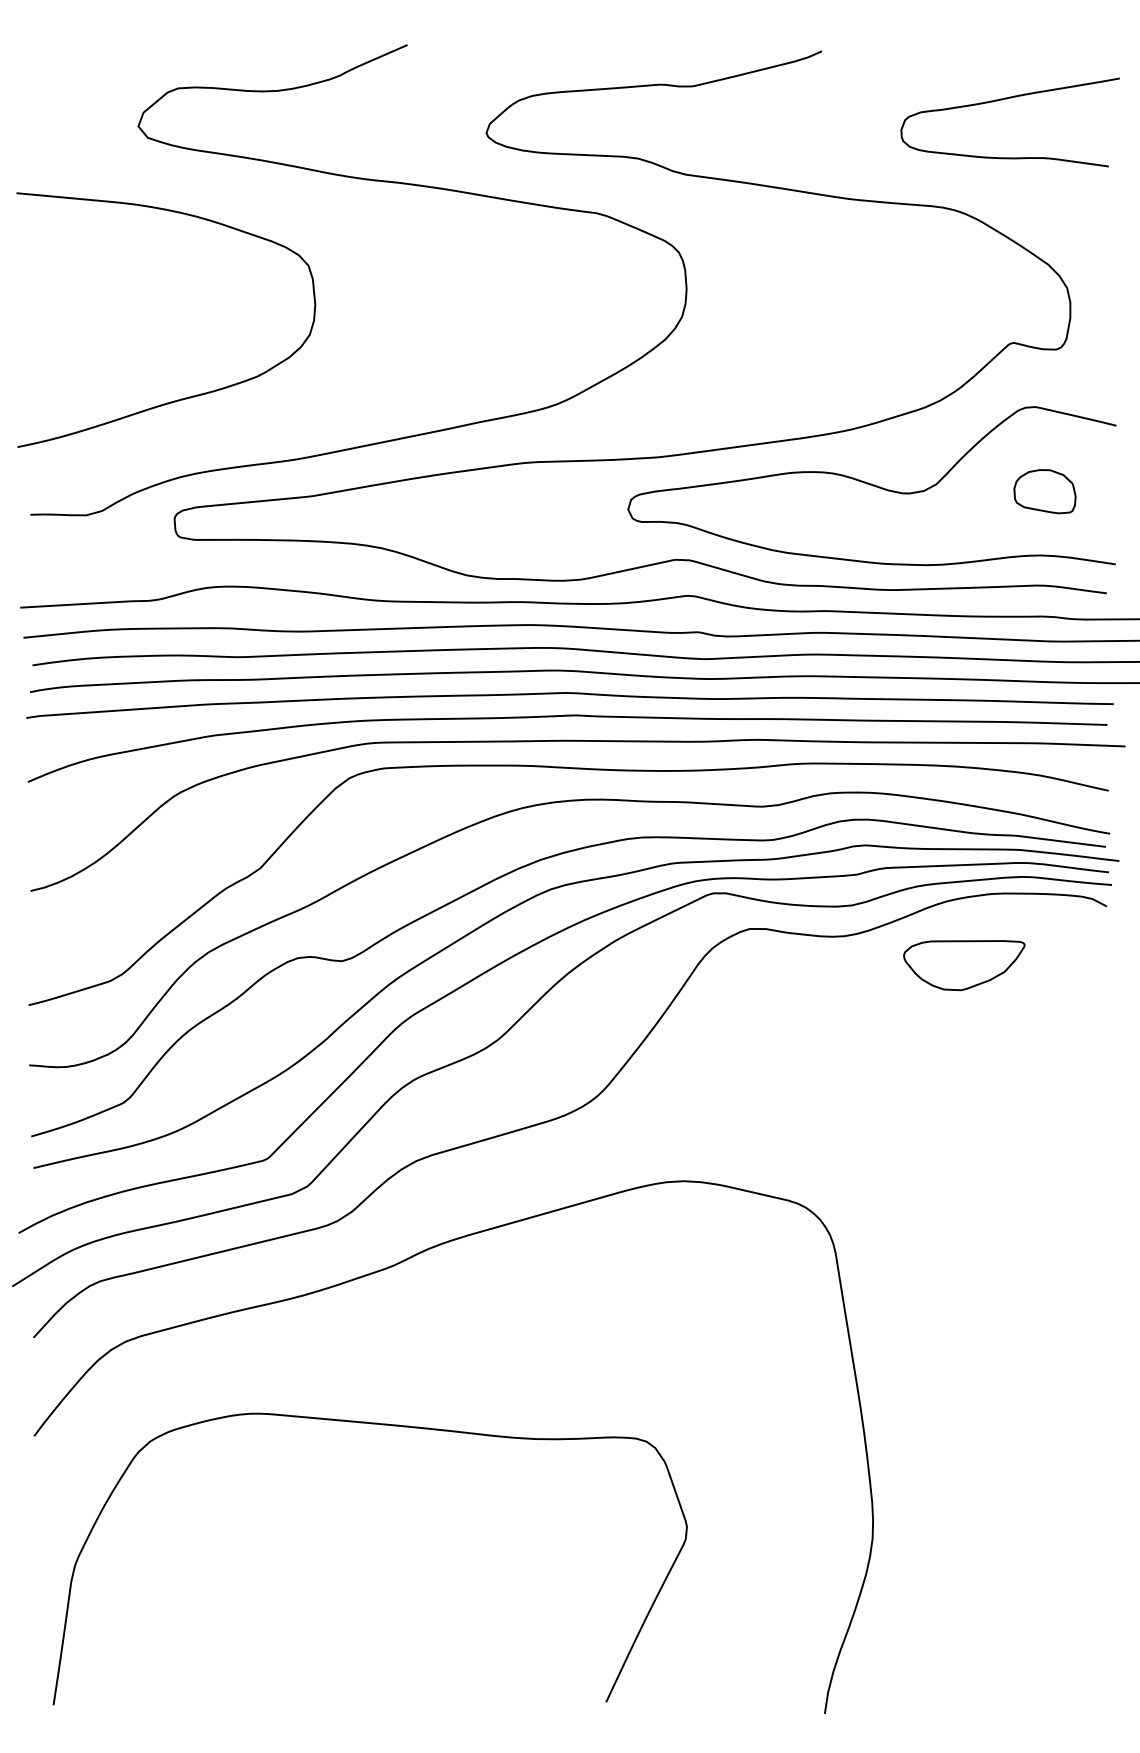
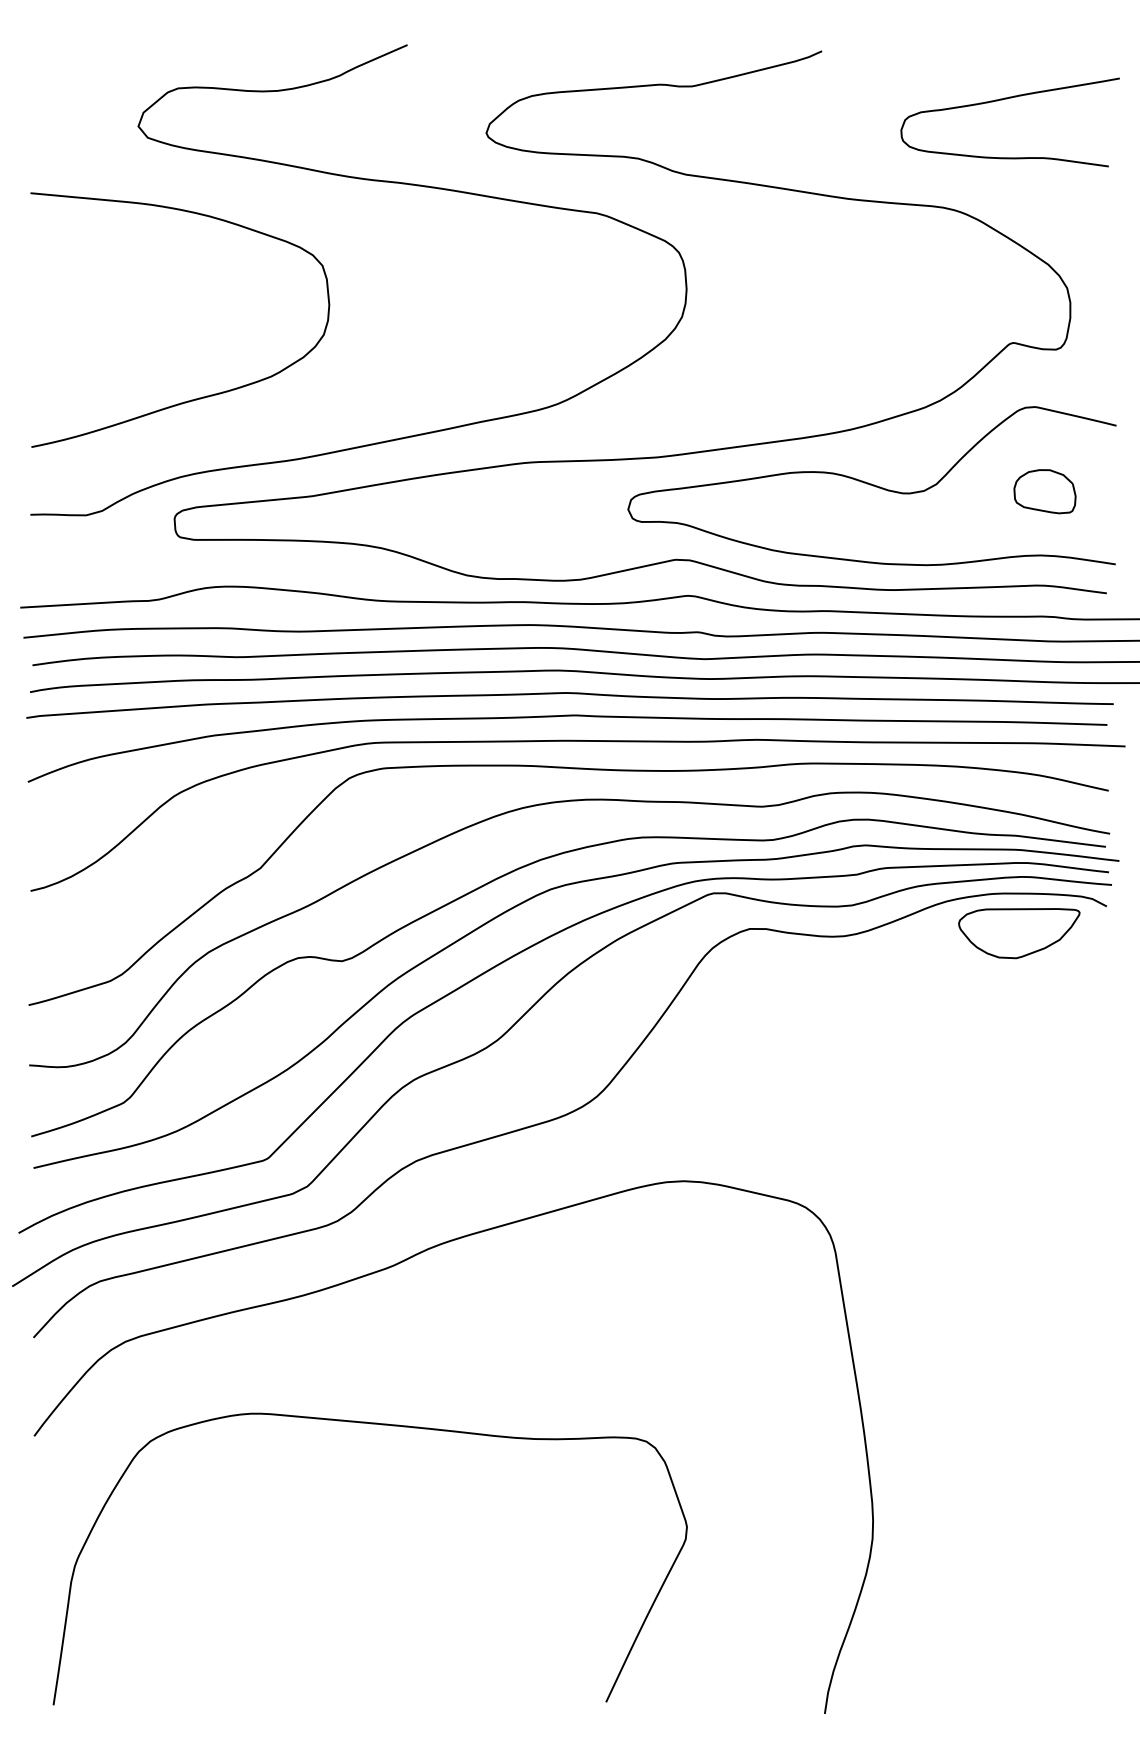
curve position: (185, 397) -> (199, 397) (199, 397)
part position: (964, 965) -> (1019, 933) (1019, 933)
